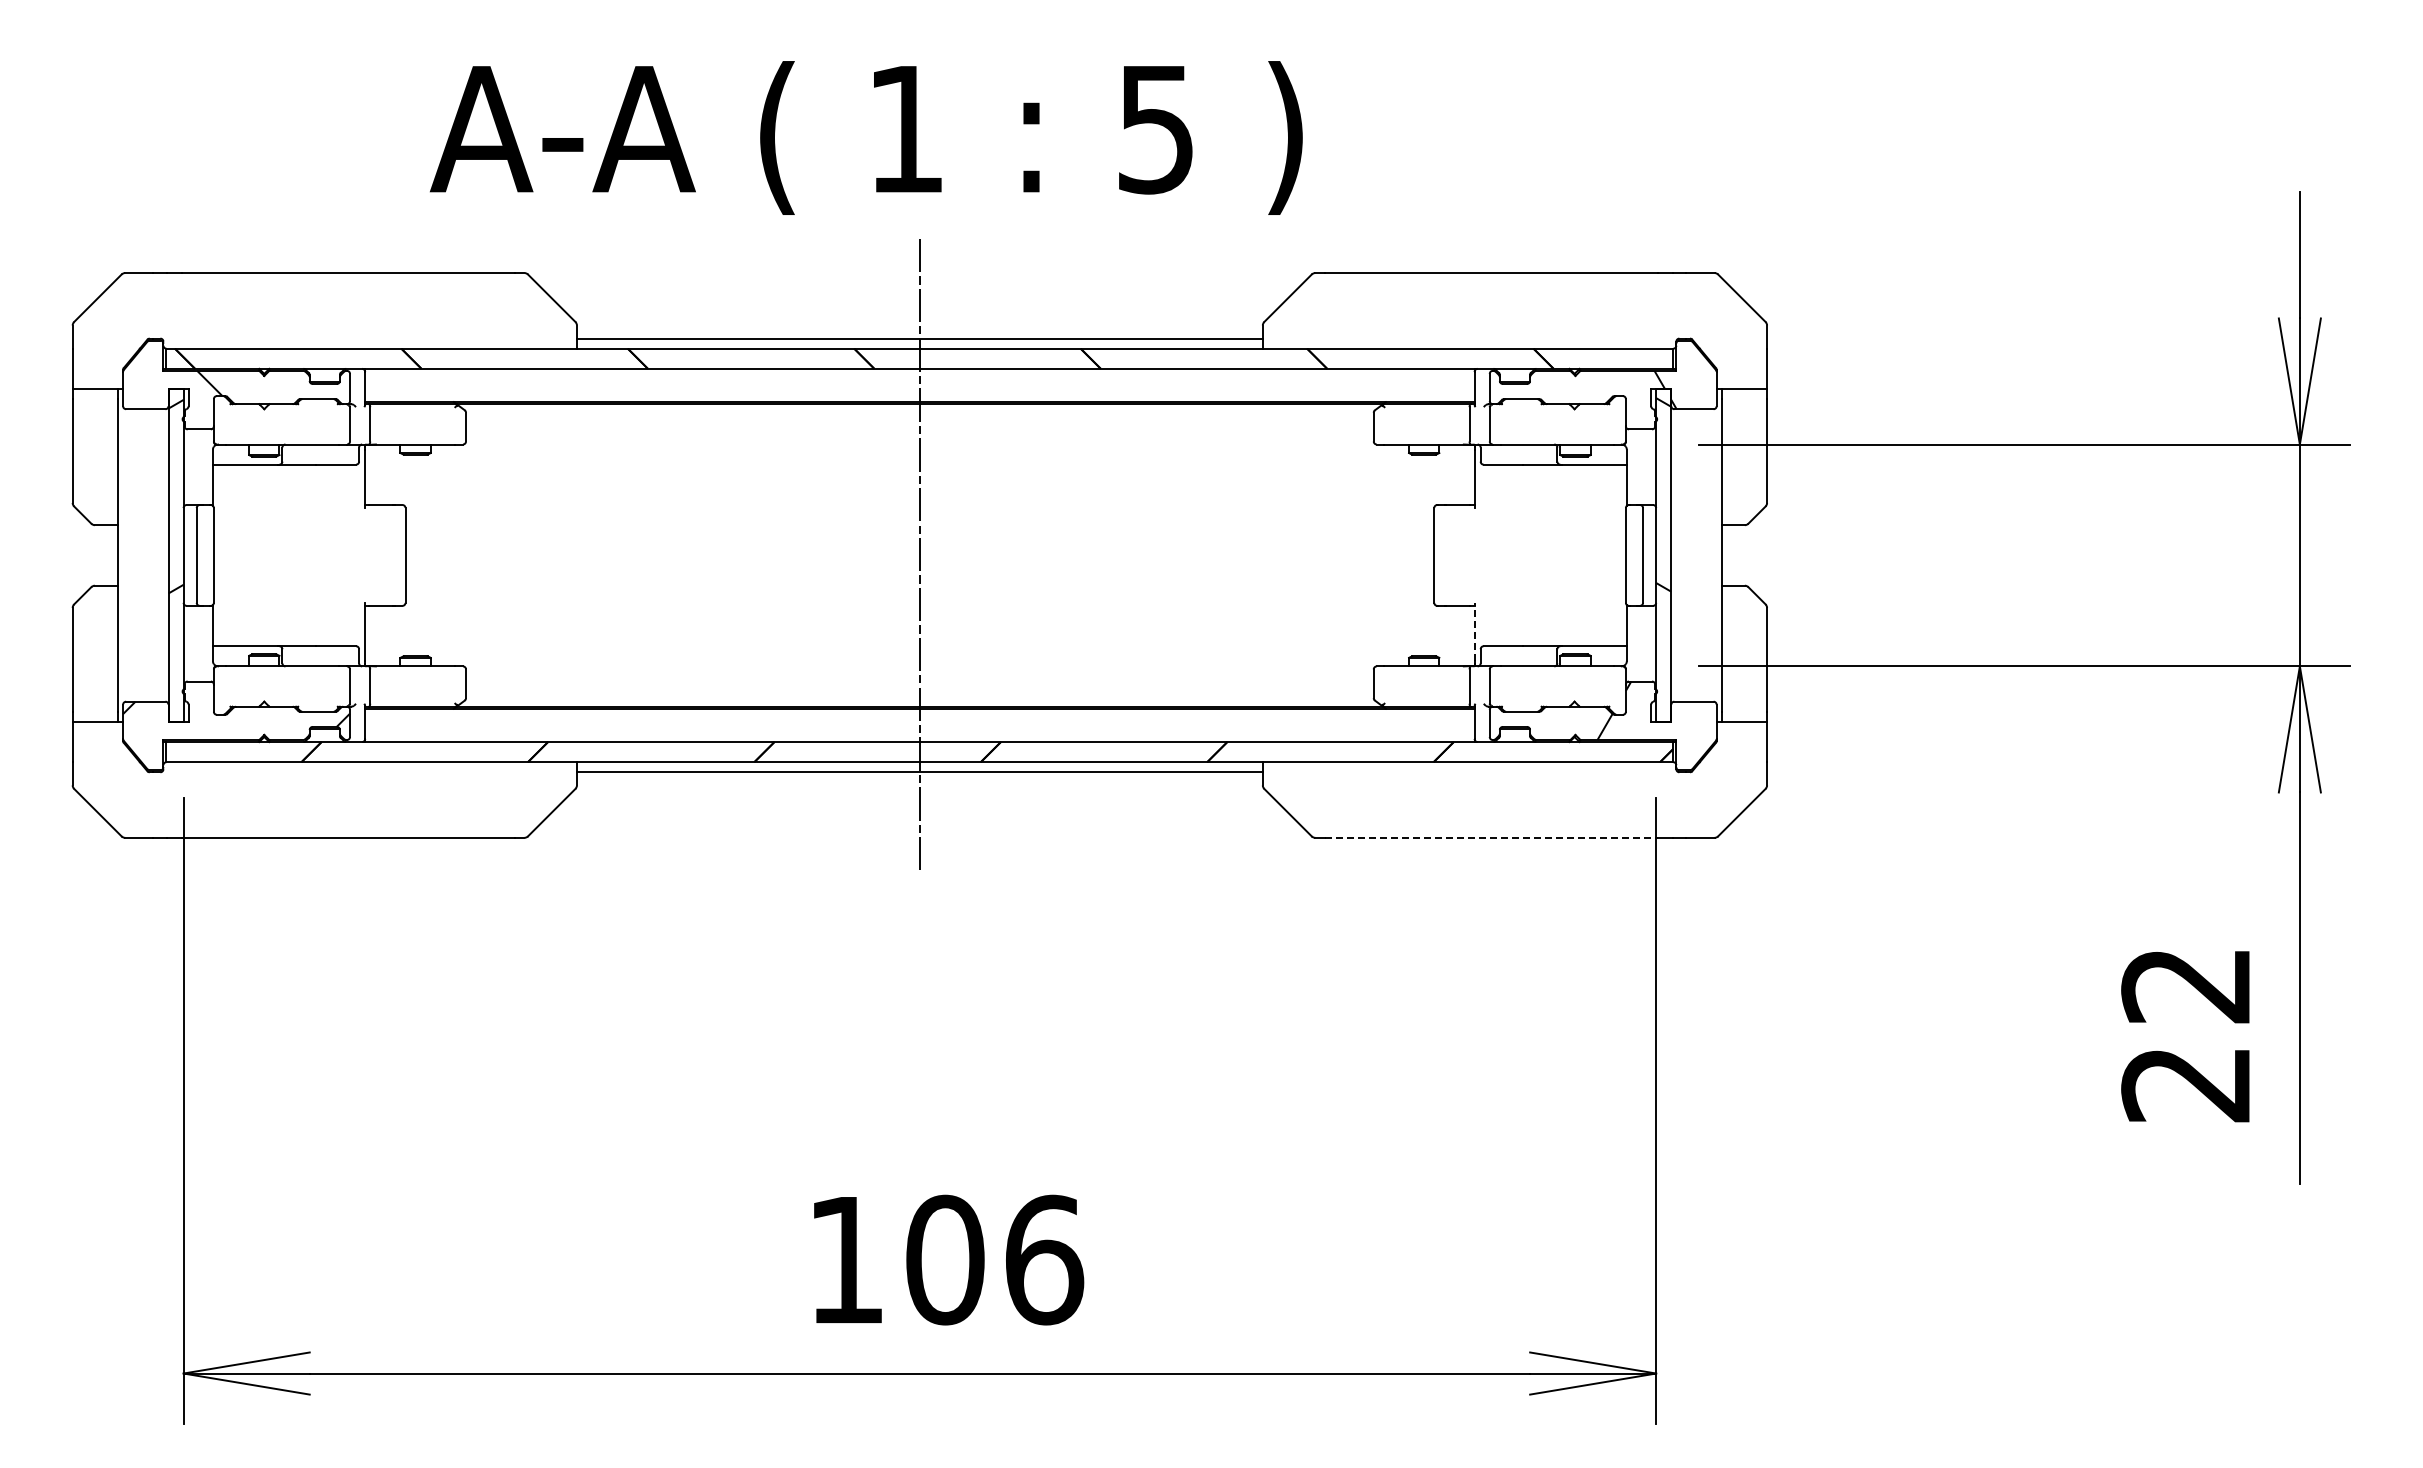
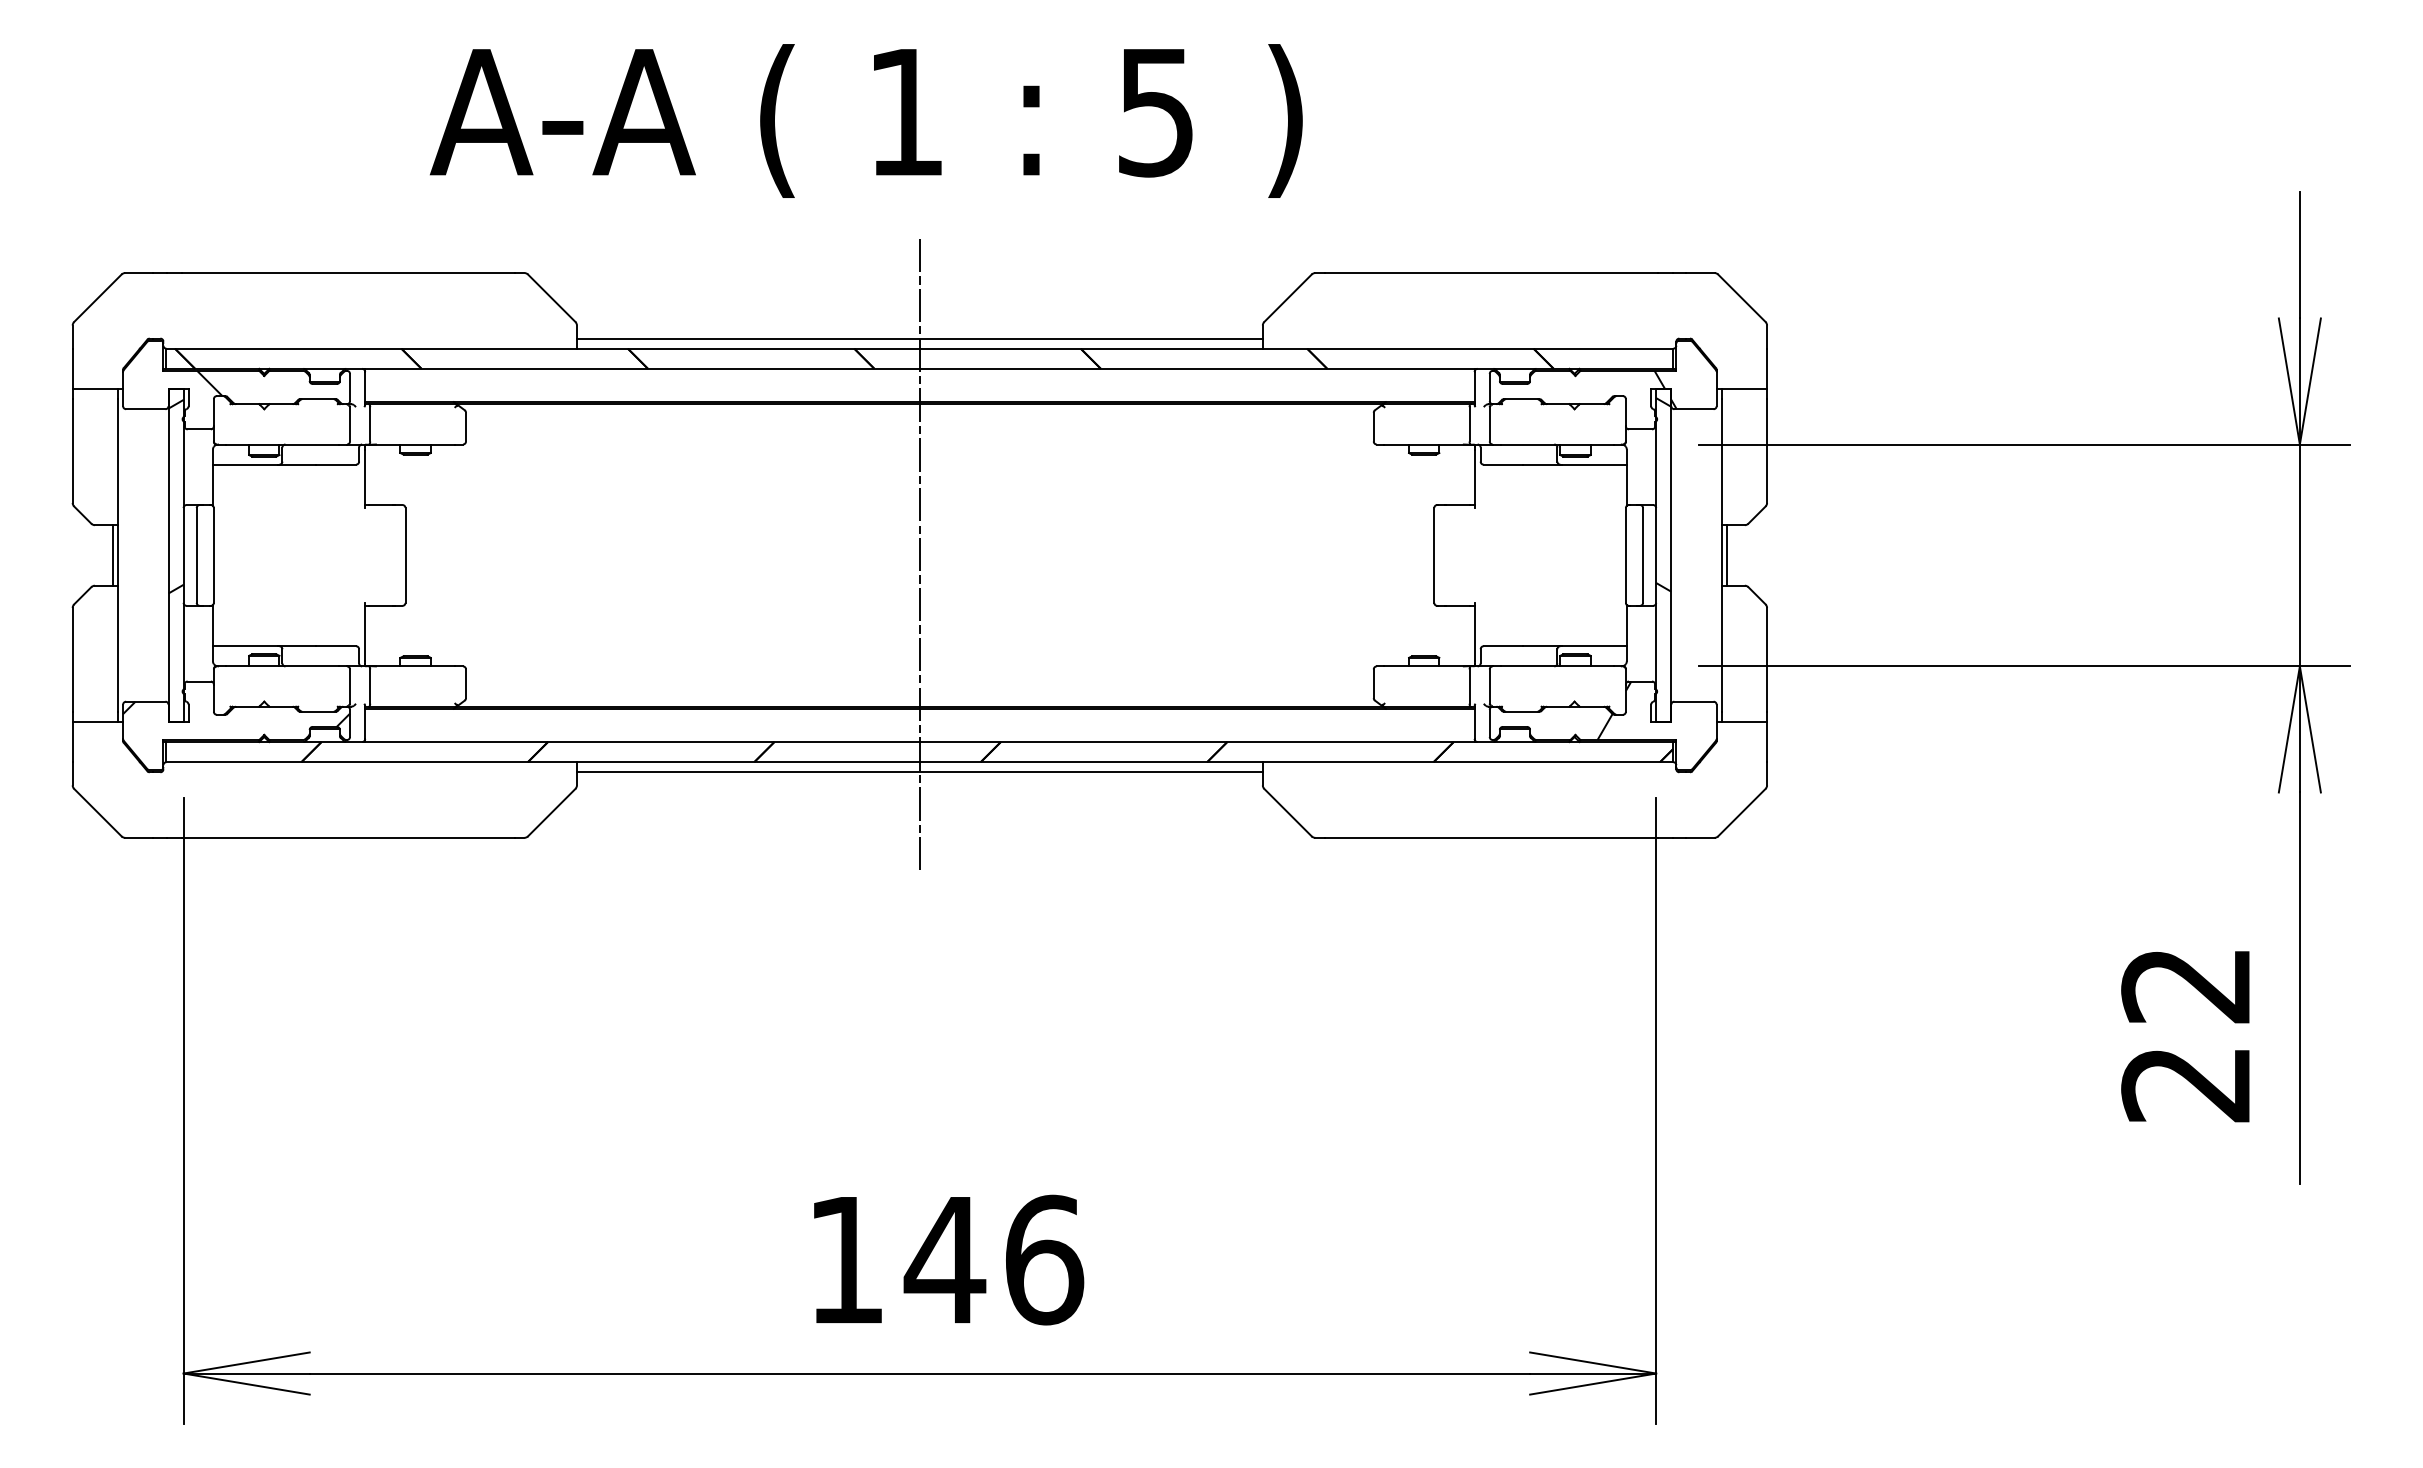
text position: (866, 137) -> (866, 120) (866, 120)
line: none -> present (113, 555)
line: none -> present (1726, 555)
line: dashed -> solid (1474, 631)
line: dashed -> solid (1492, 837)
text: 106 -> 146 (944, 1259)
